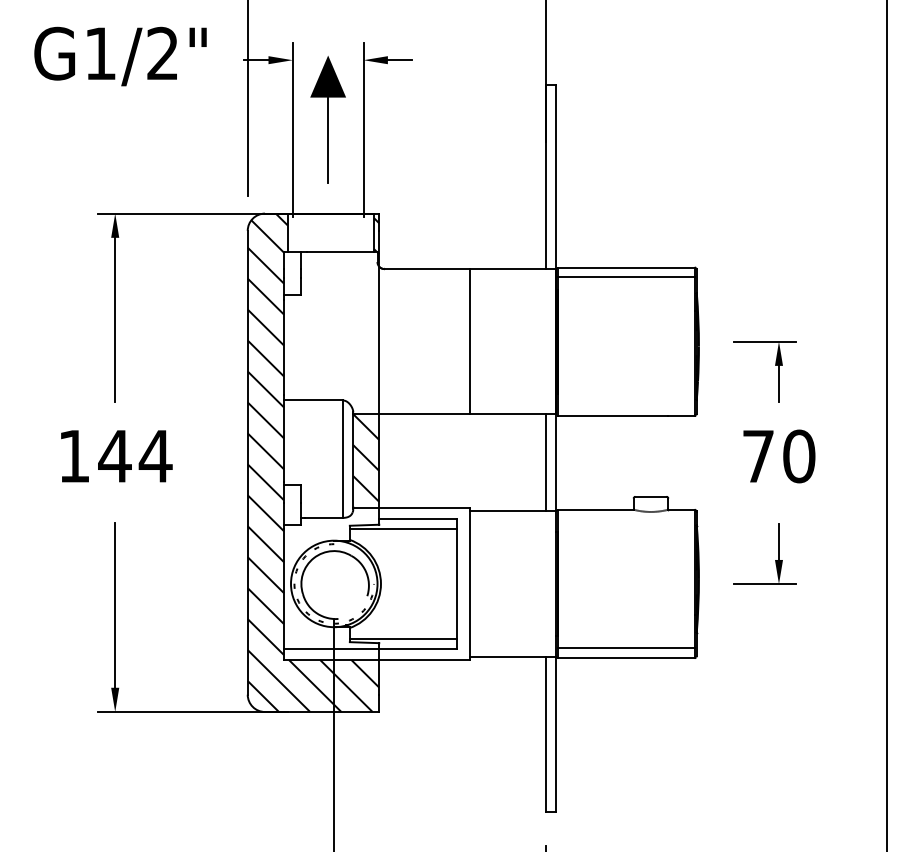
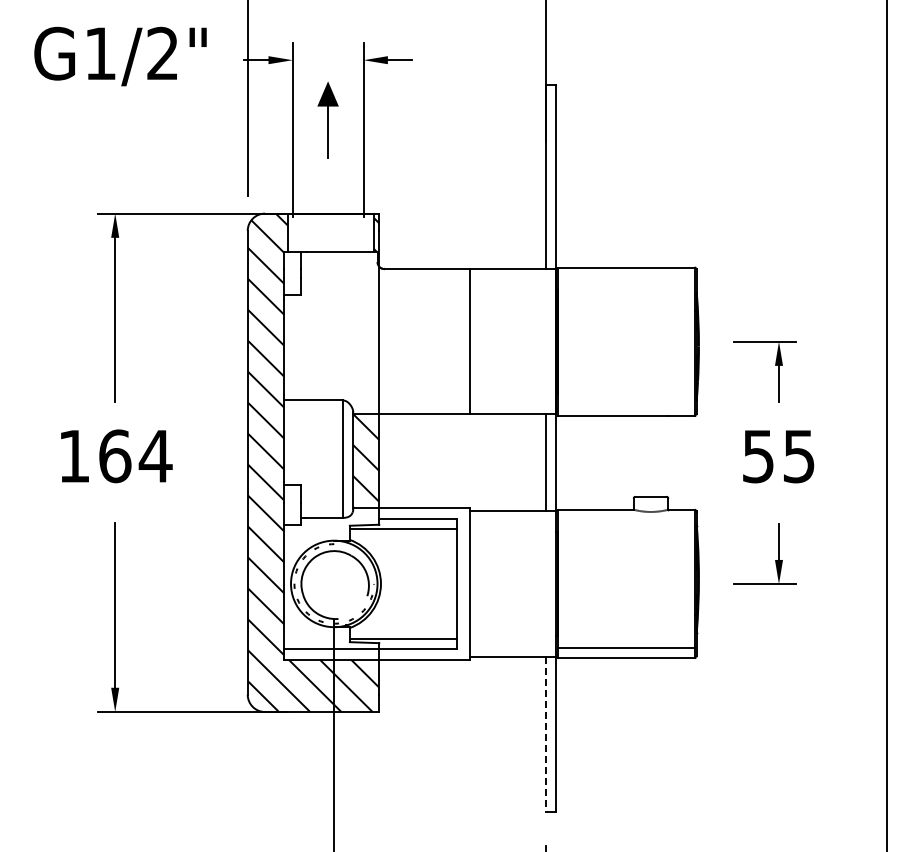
part size: 36x128 px -> 22x78 px (327, 119)
line: present -> none (625, 277)
text: 144 -> 164 (114, 456)
text: 70 -> 55 (779, 456)
line: solid -> dashed (545, 734)
